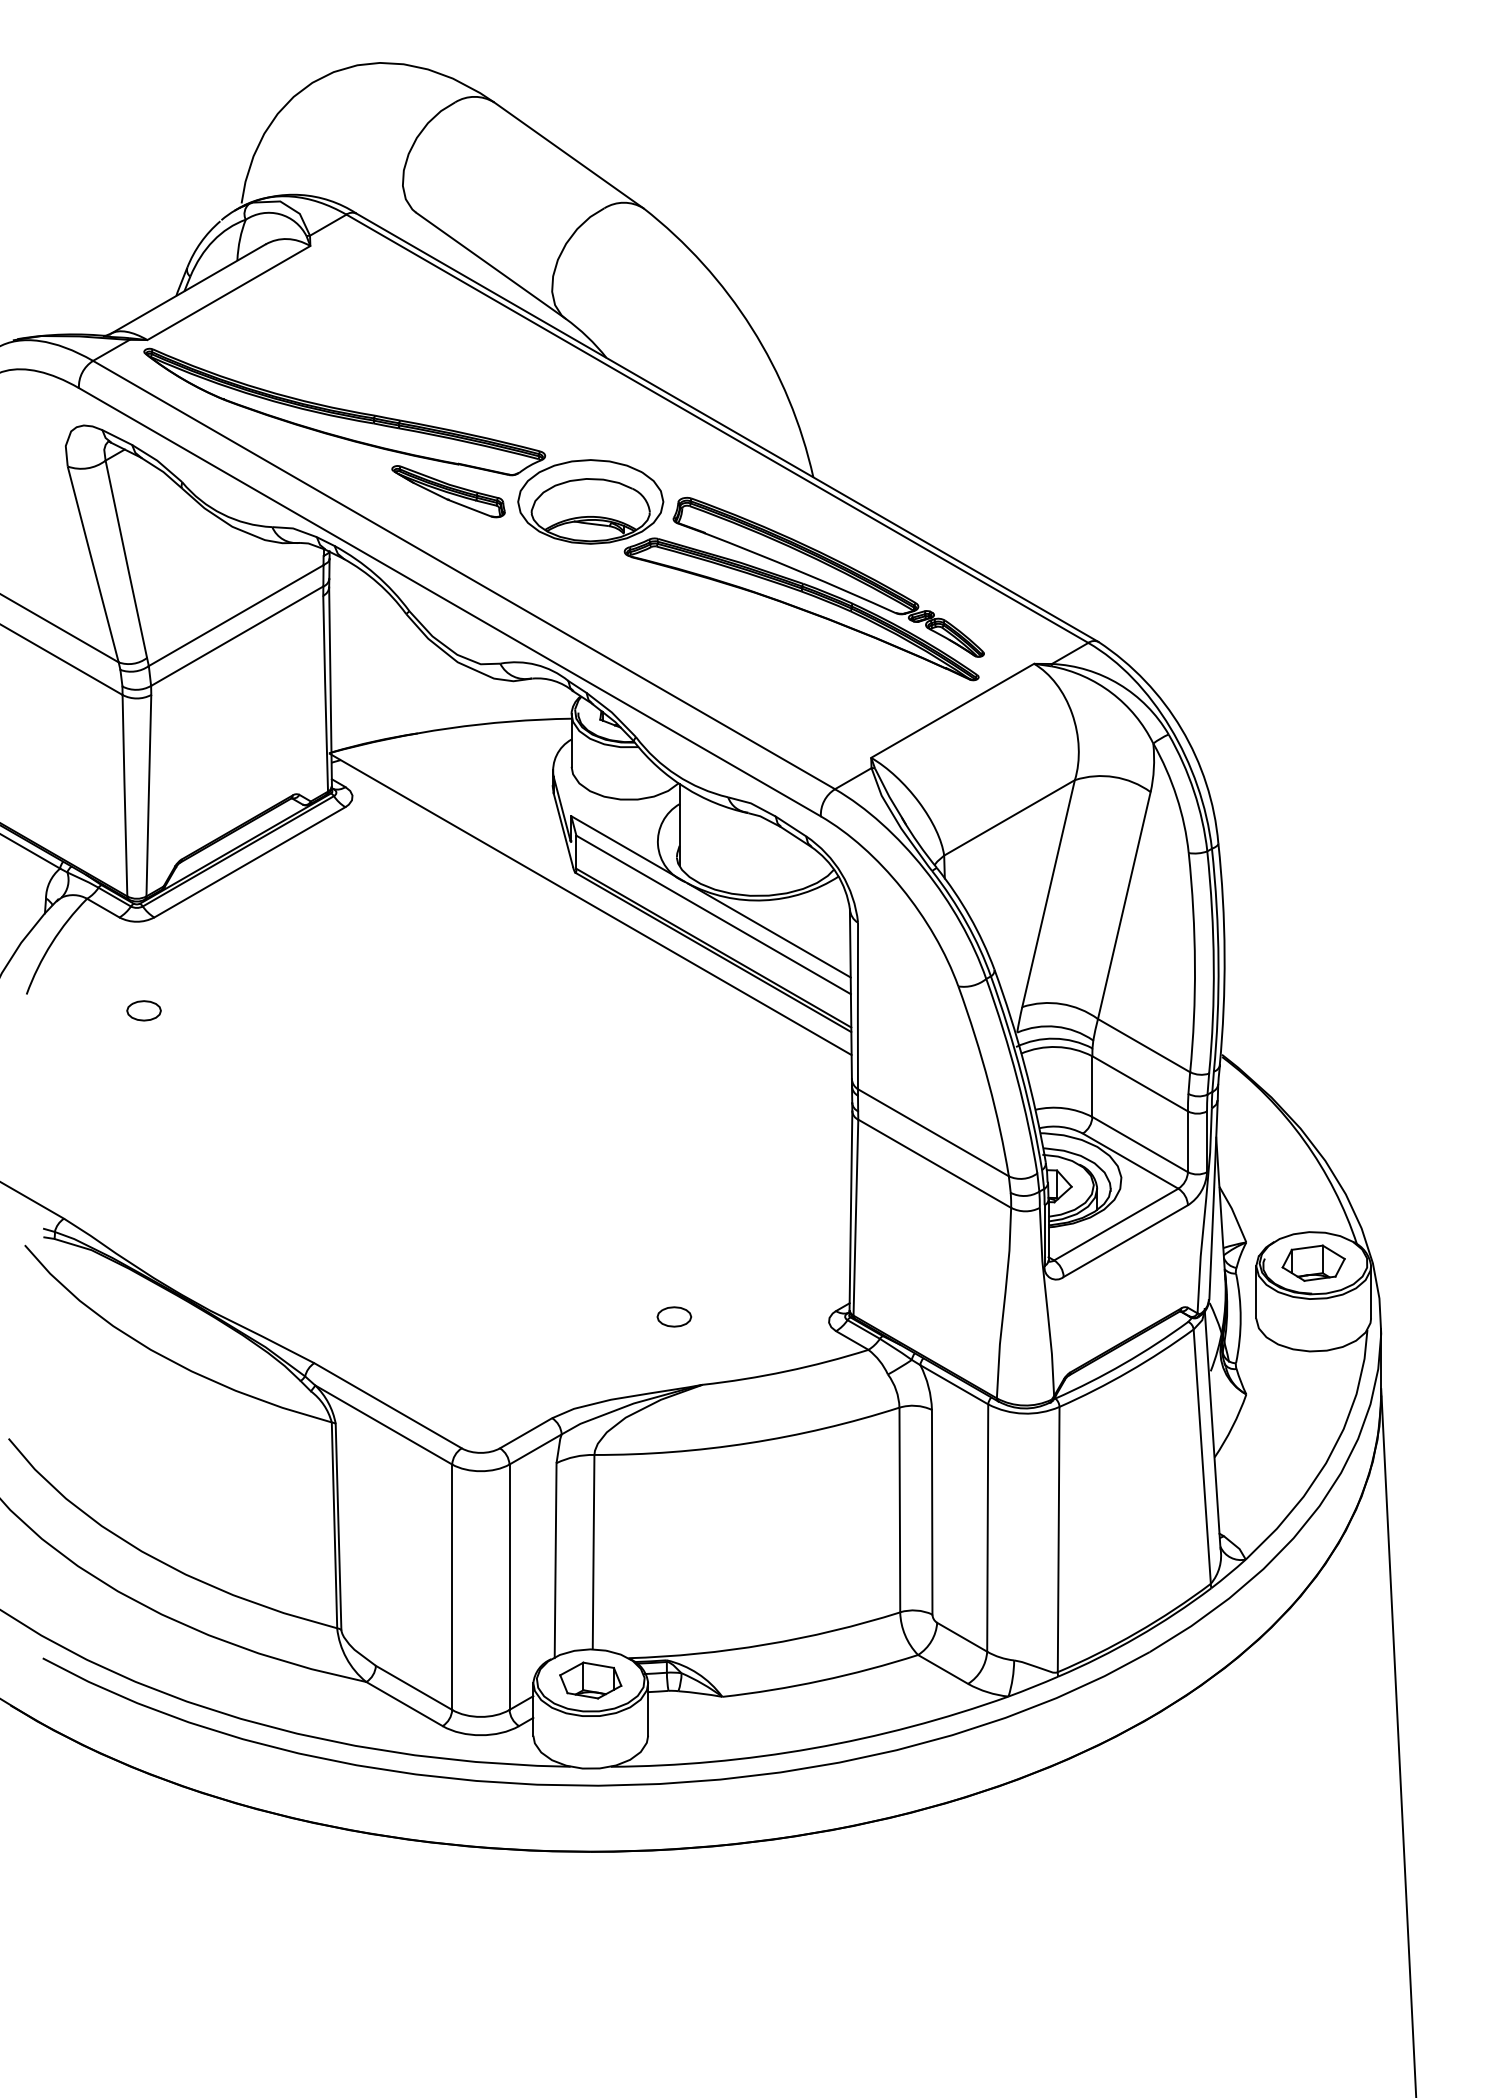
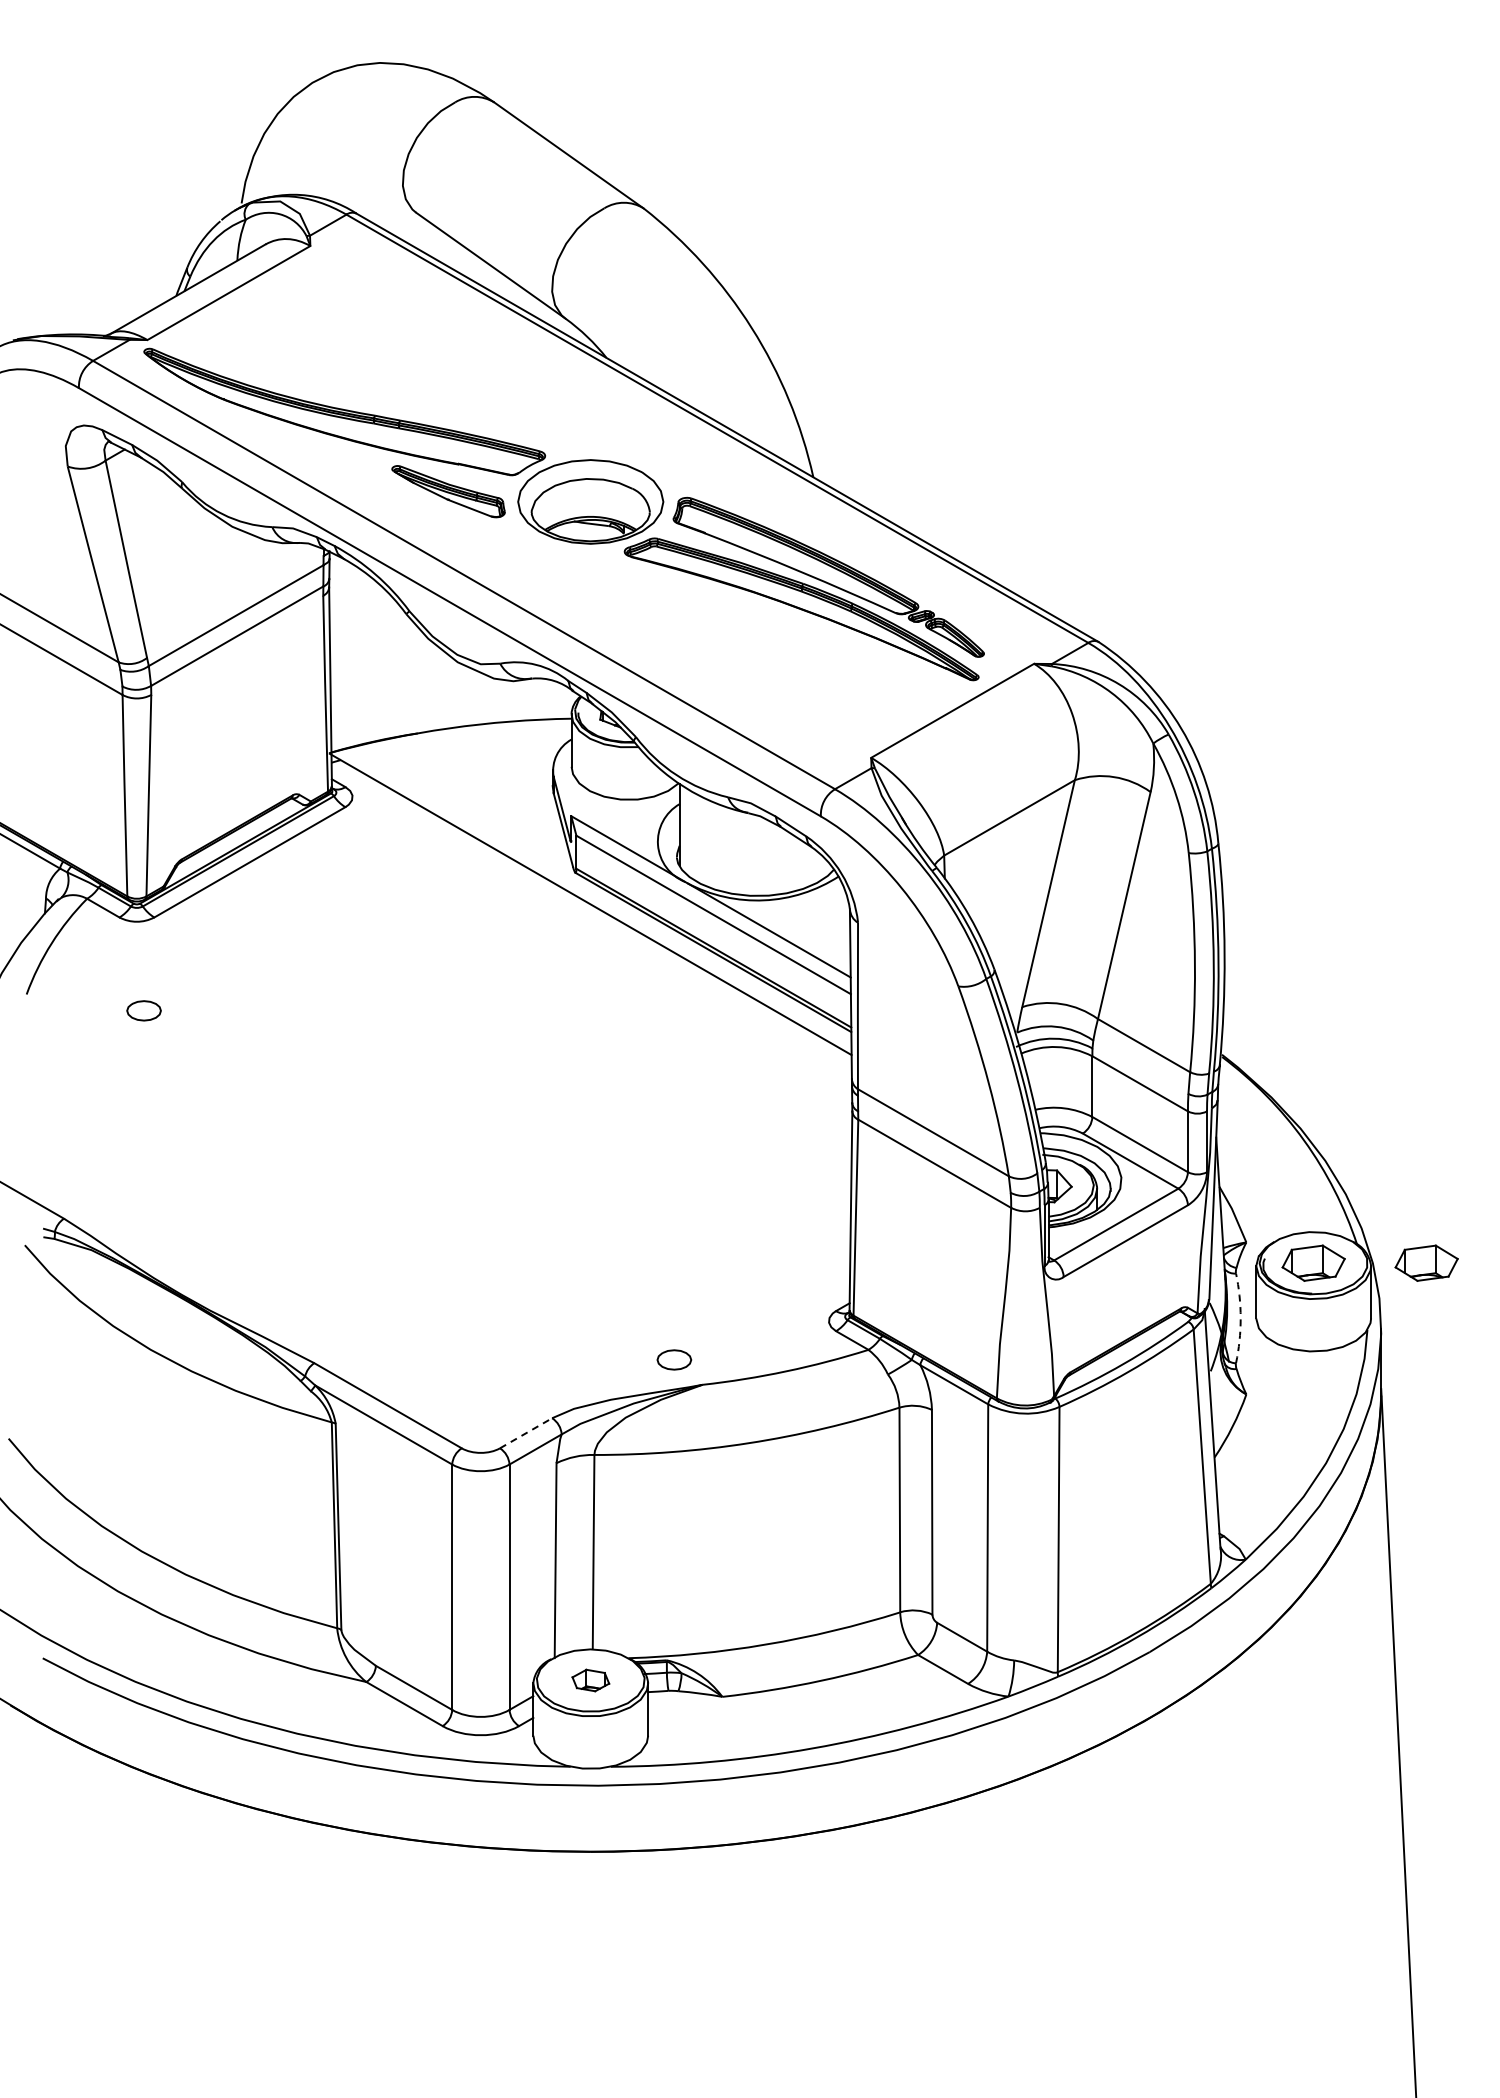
part: none -> present (1426, 1262)
part position: (674, 1316) -> (674, 1359) (674, 1359)
arc: solid -> dashed (1240, 1318)
line: solid -> dashed (526, 1433)
part size: 64x39 px -> 40x25 px (590, 1680)
